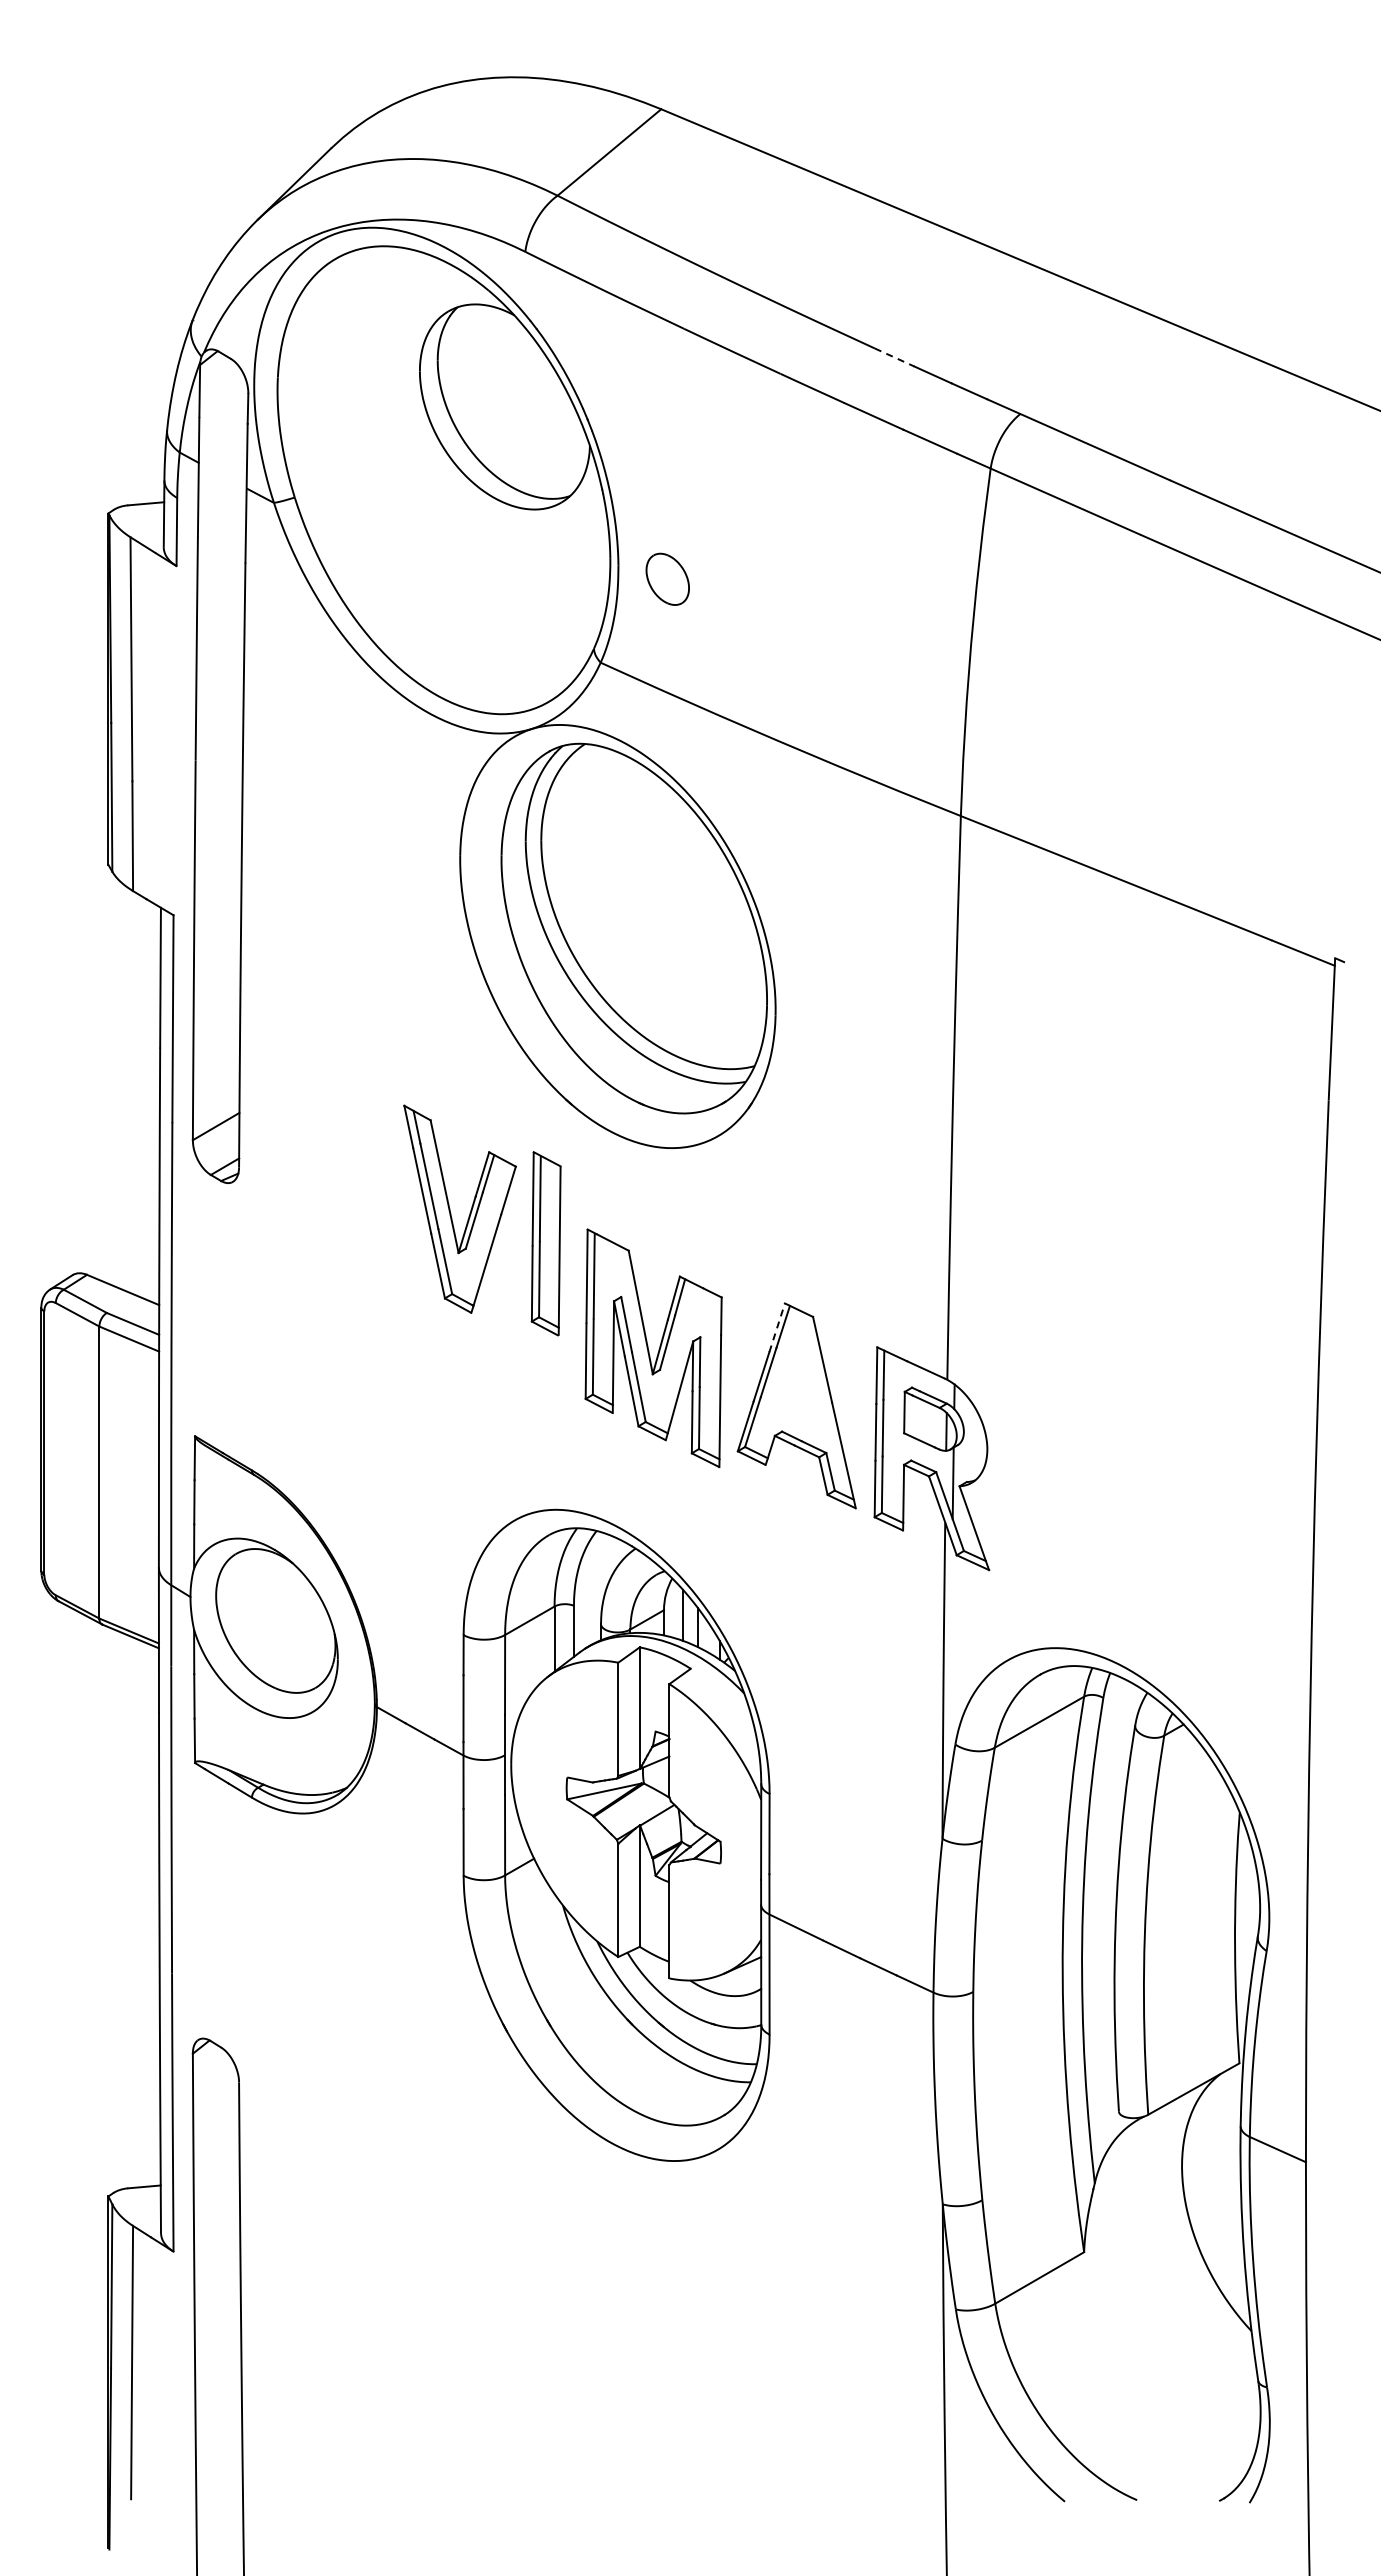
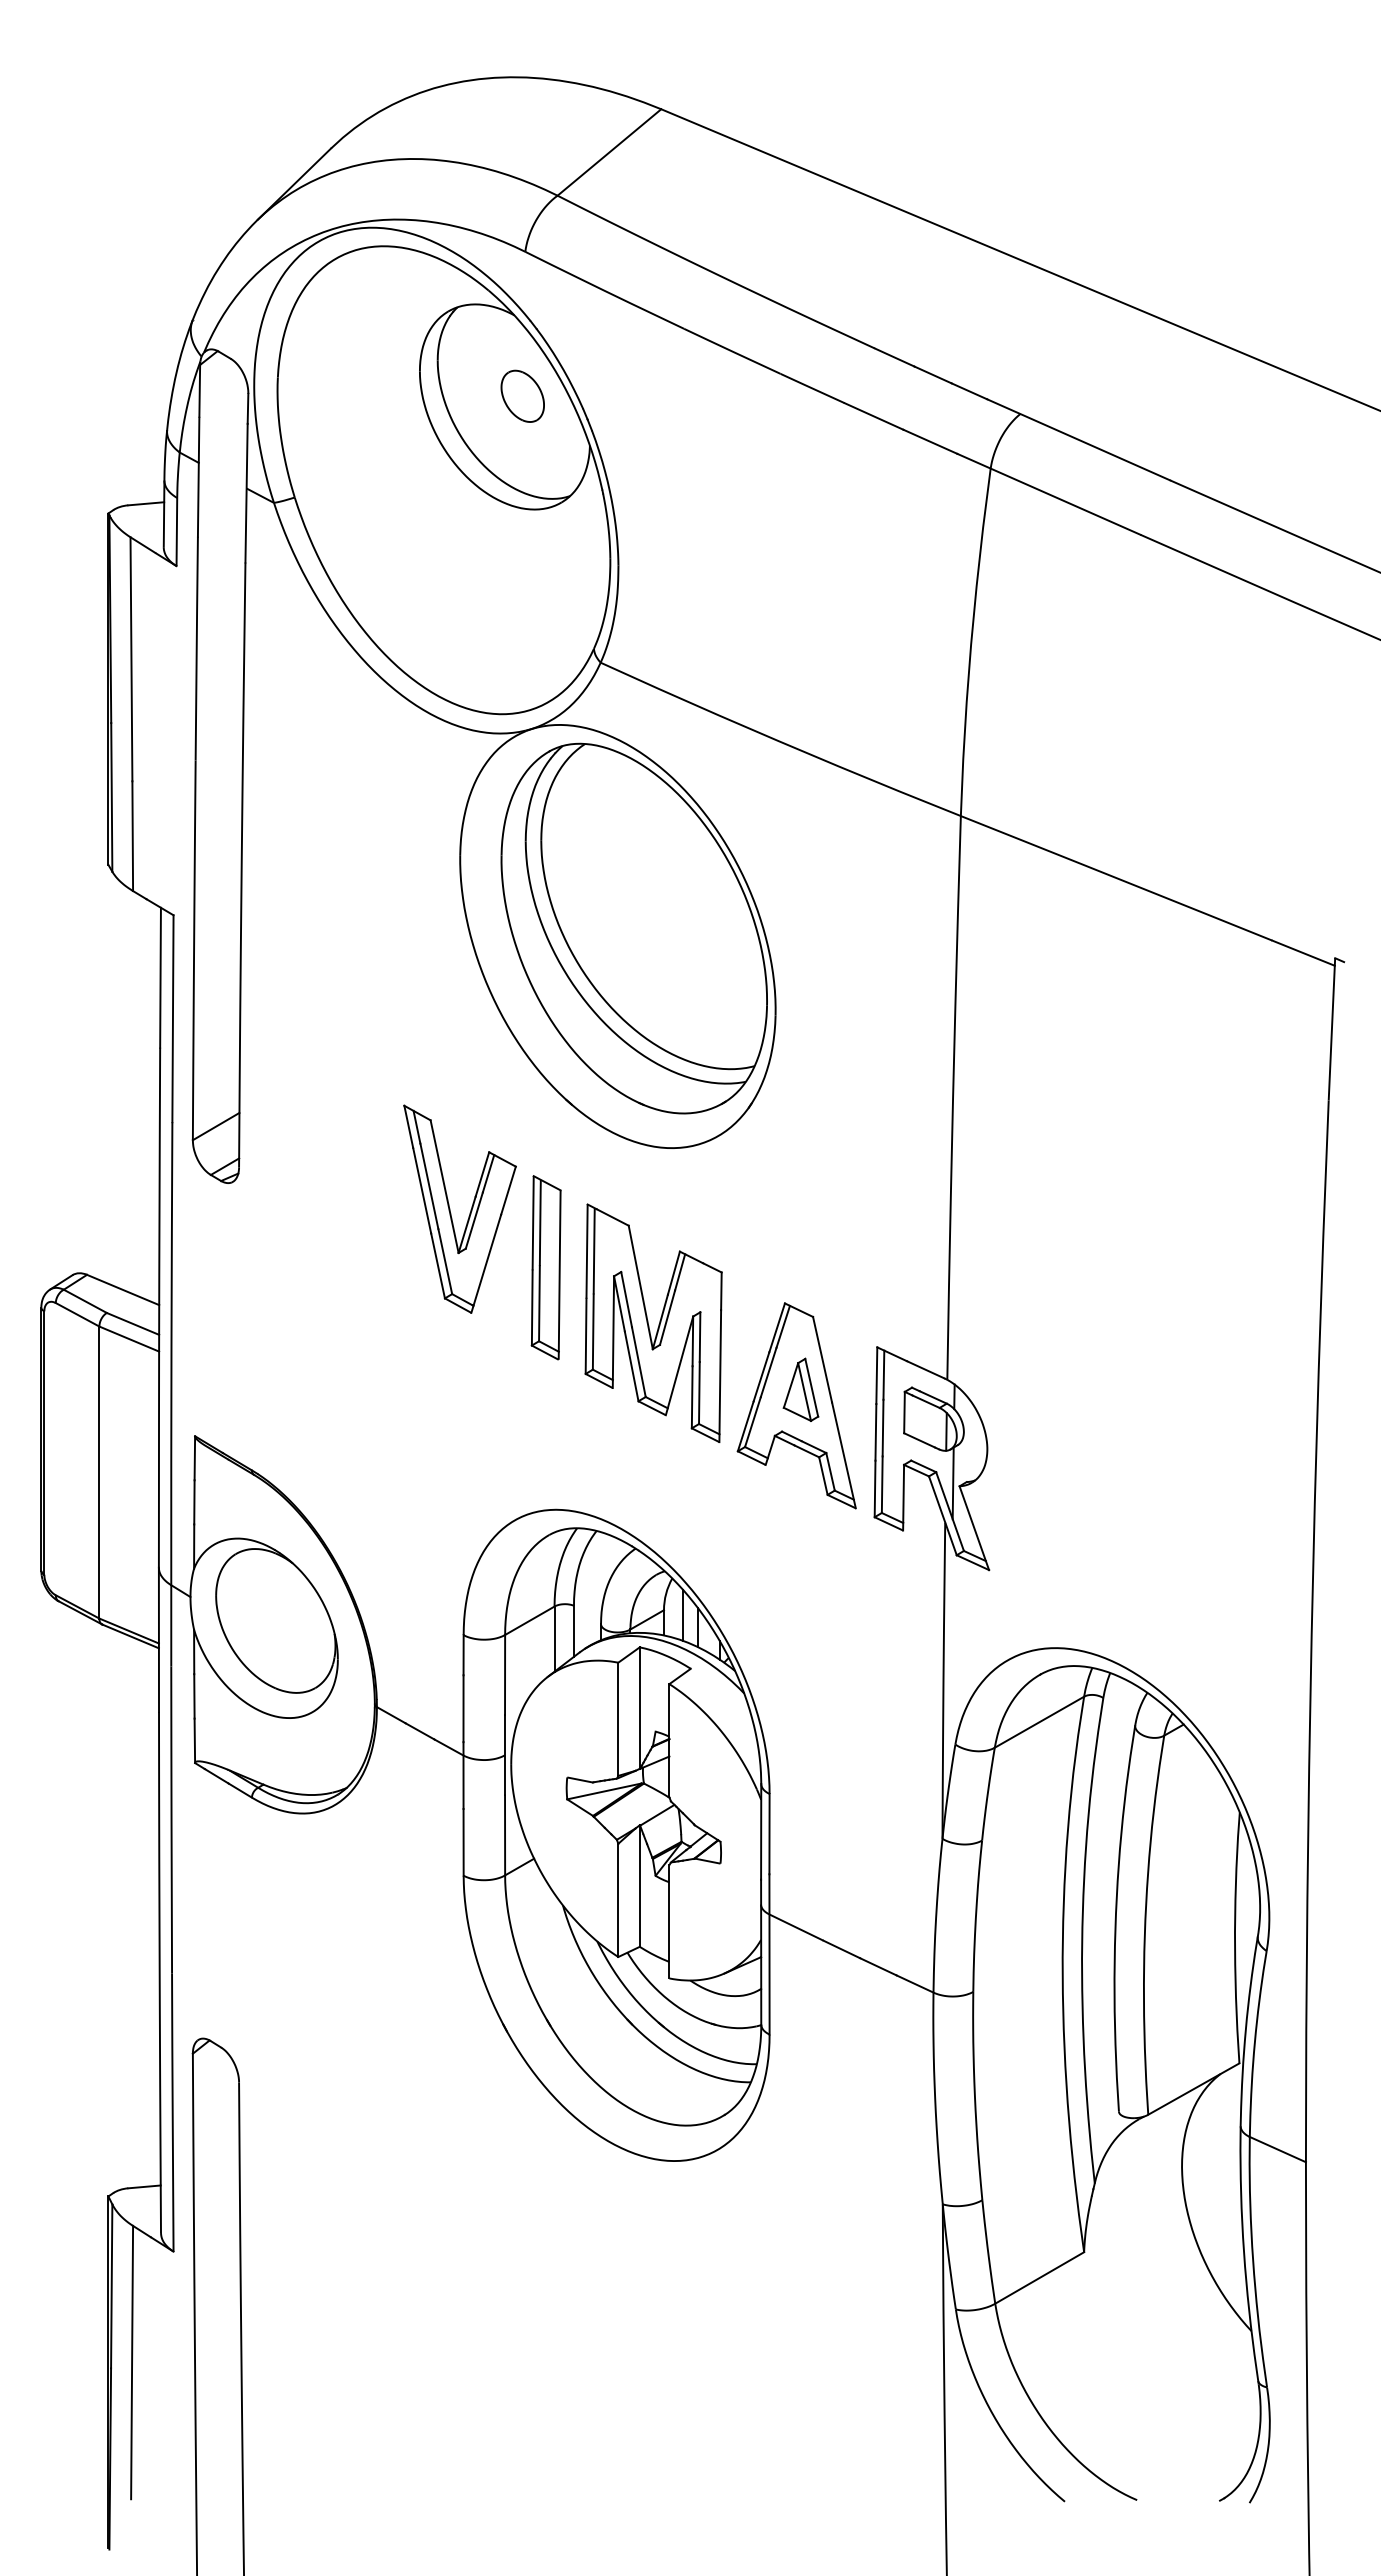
line: dashed -> solid (894, 357)
part position: (667, 578) -> (522, 395) (522, 395)
part position: (545, 1243) -> (545, 1267) (545, 1267)
line: dashed -> solid (777, 1327)
part position: (653, 1347) -> (653, 1322) (653, 1322)
part: none -> present (800, 1389)
